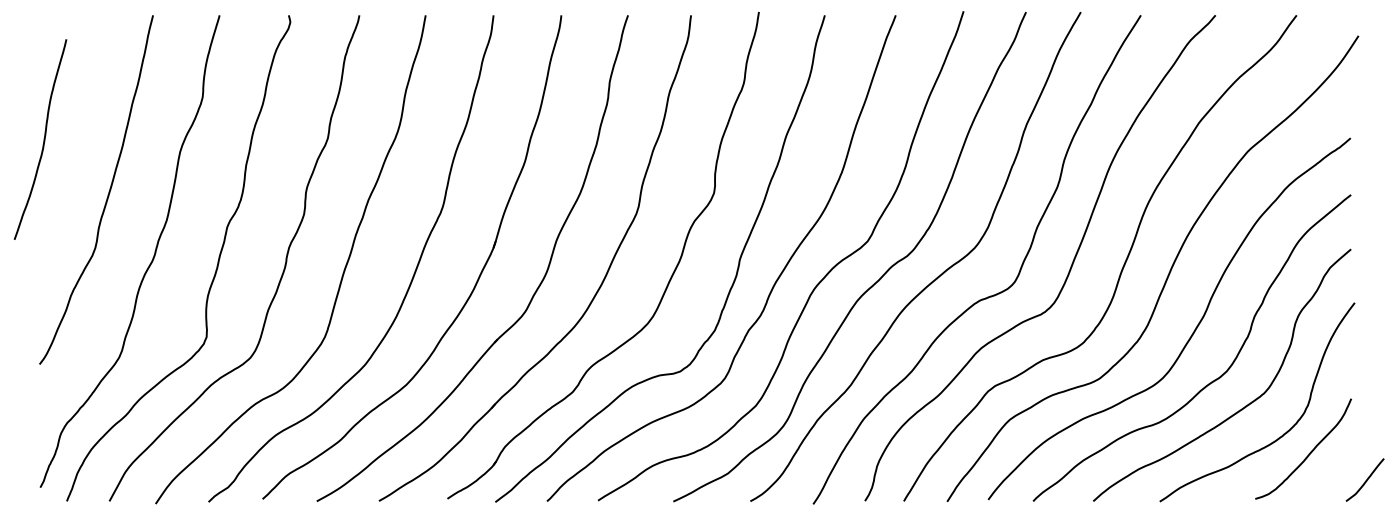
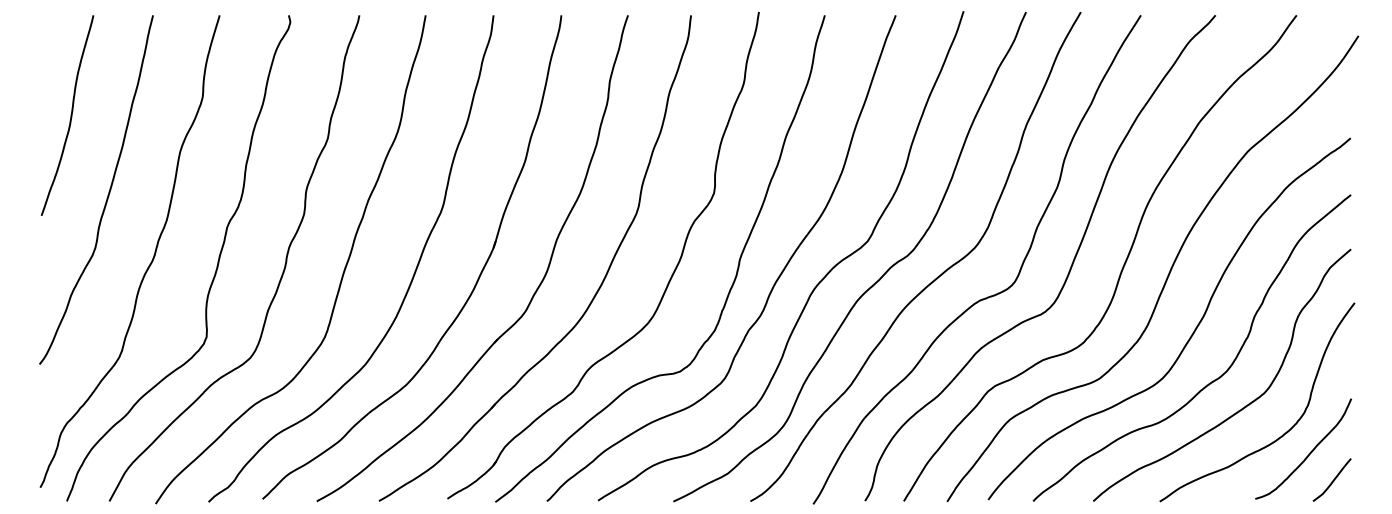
curve position: (43, 139) -> (70, 115) (70, 115)
curve position: (1365, 480) -> (1332, 480) (1332, 480)
